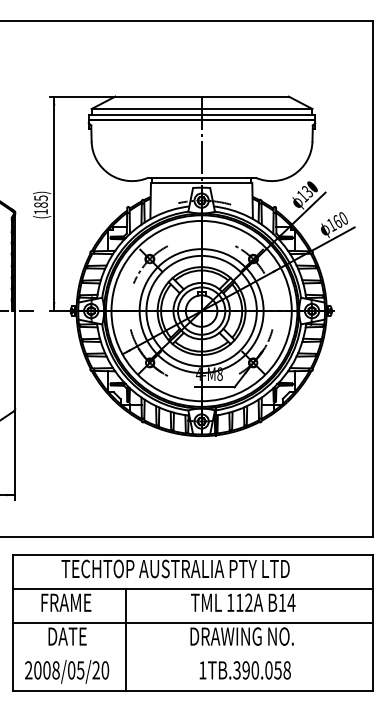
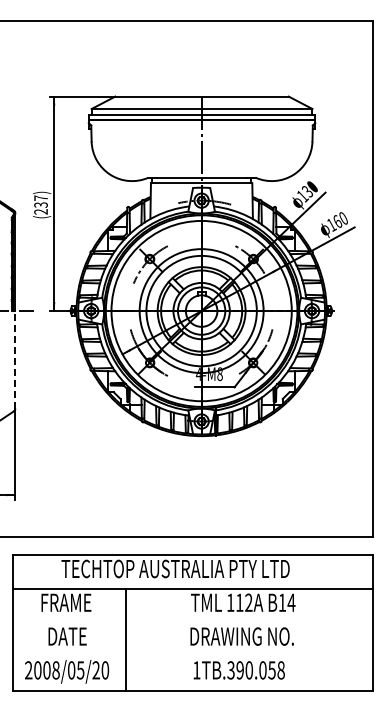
text: (185) -> (237) (40, 204)
line: solid -> dashed (15, 359)
line: present -> none (192, 623)
text position: (244, 670) -> (238, 670) (238, 670)
